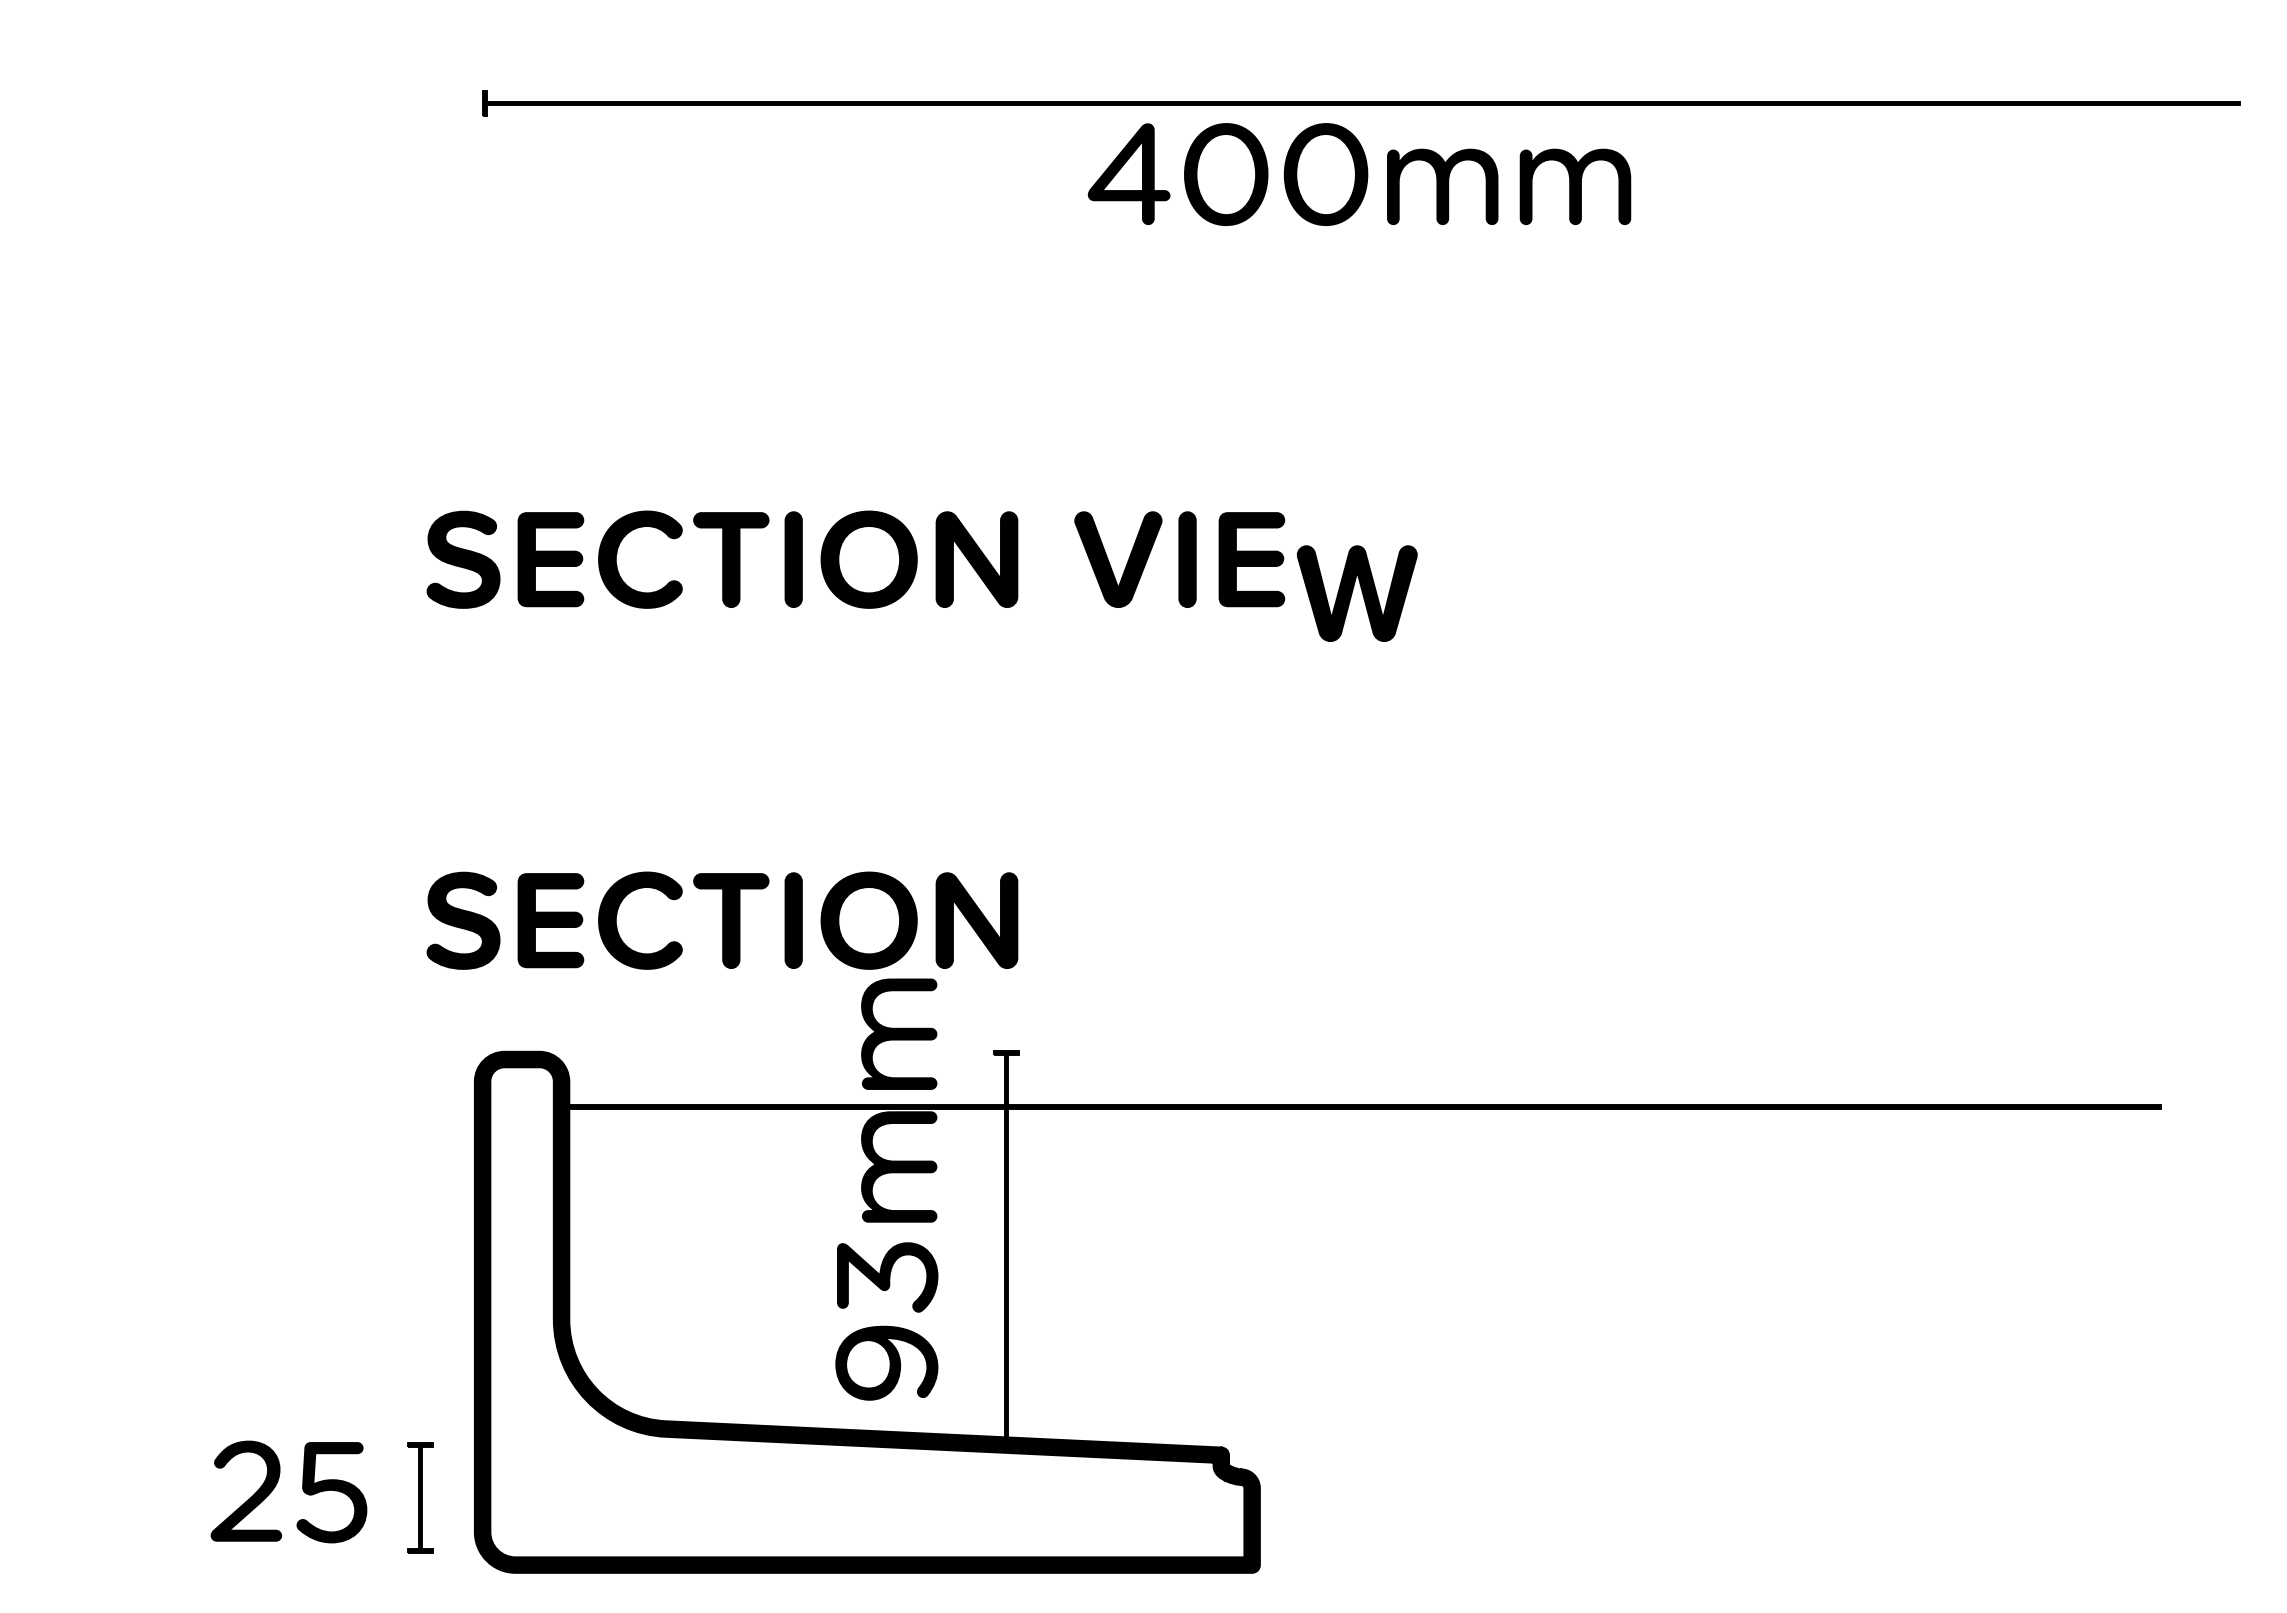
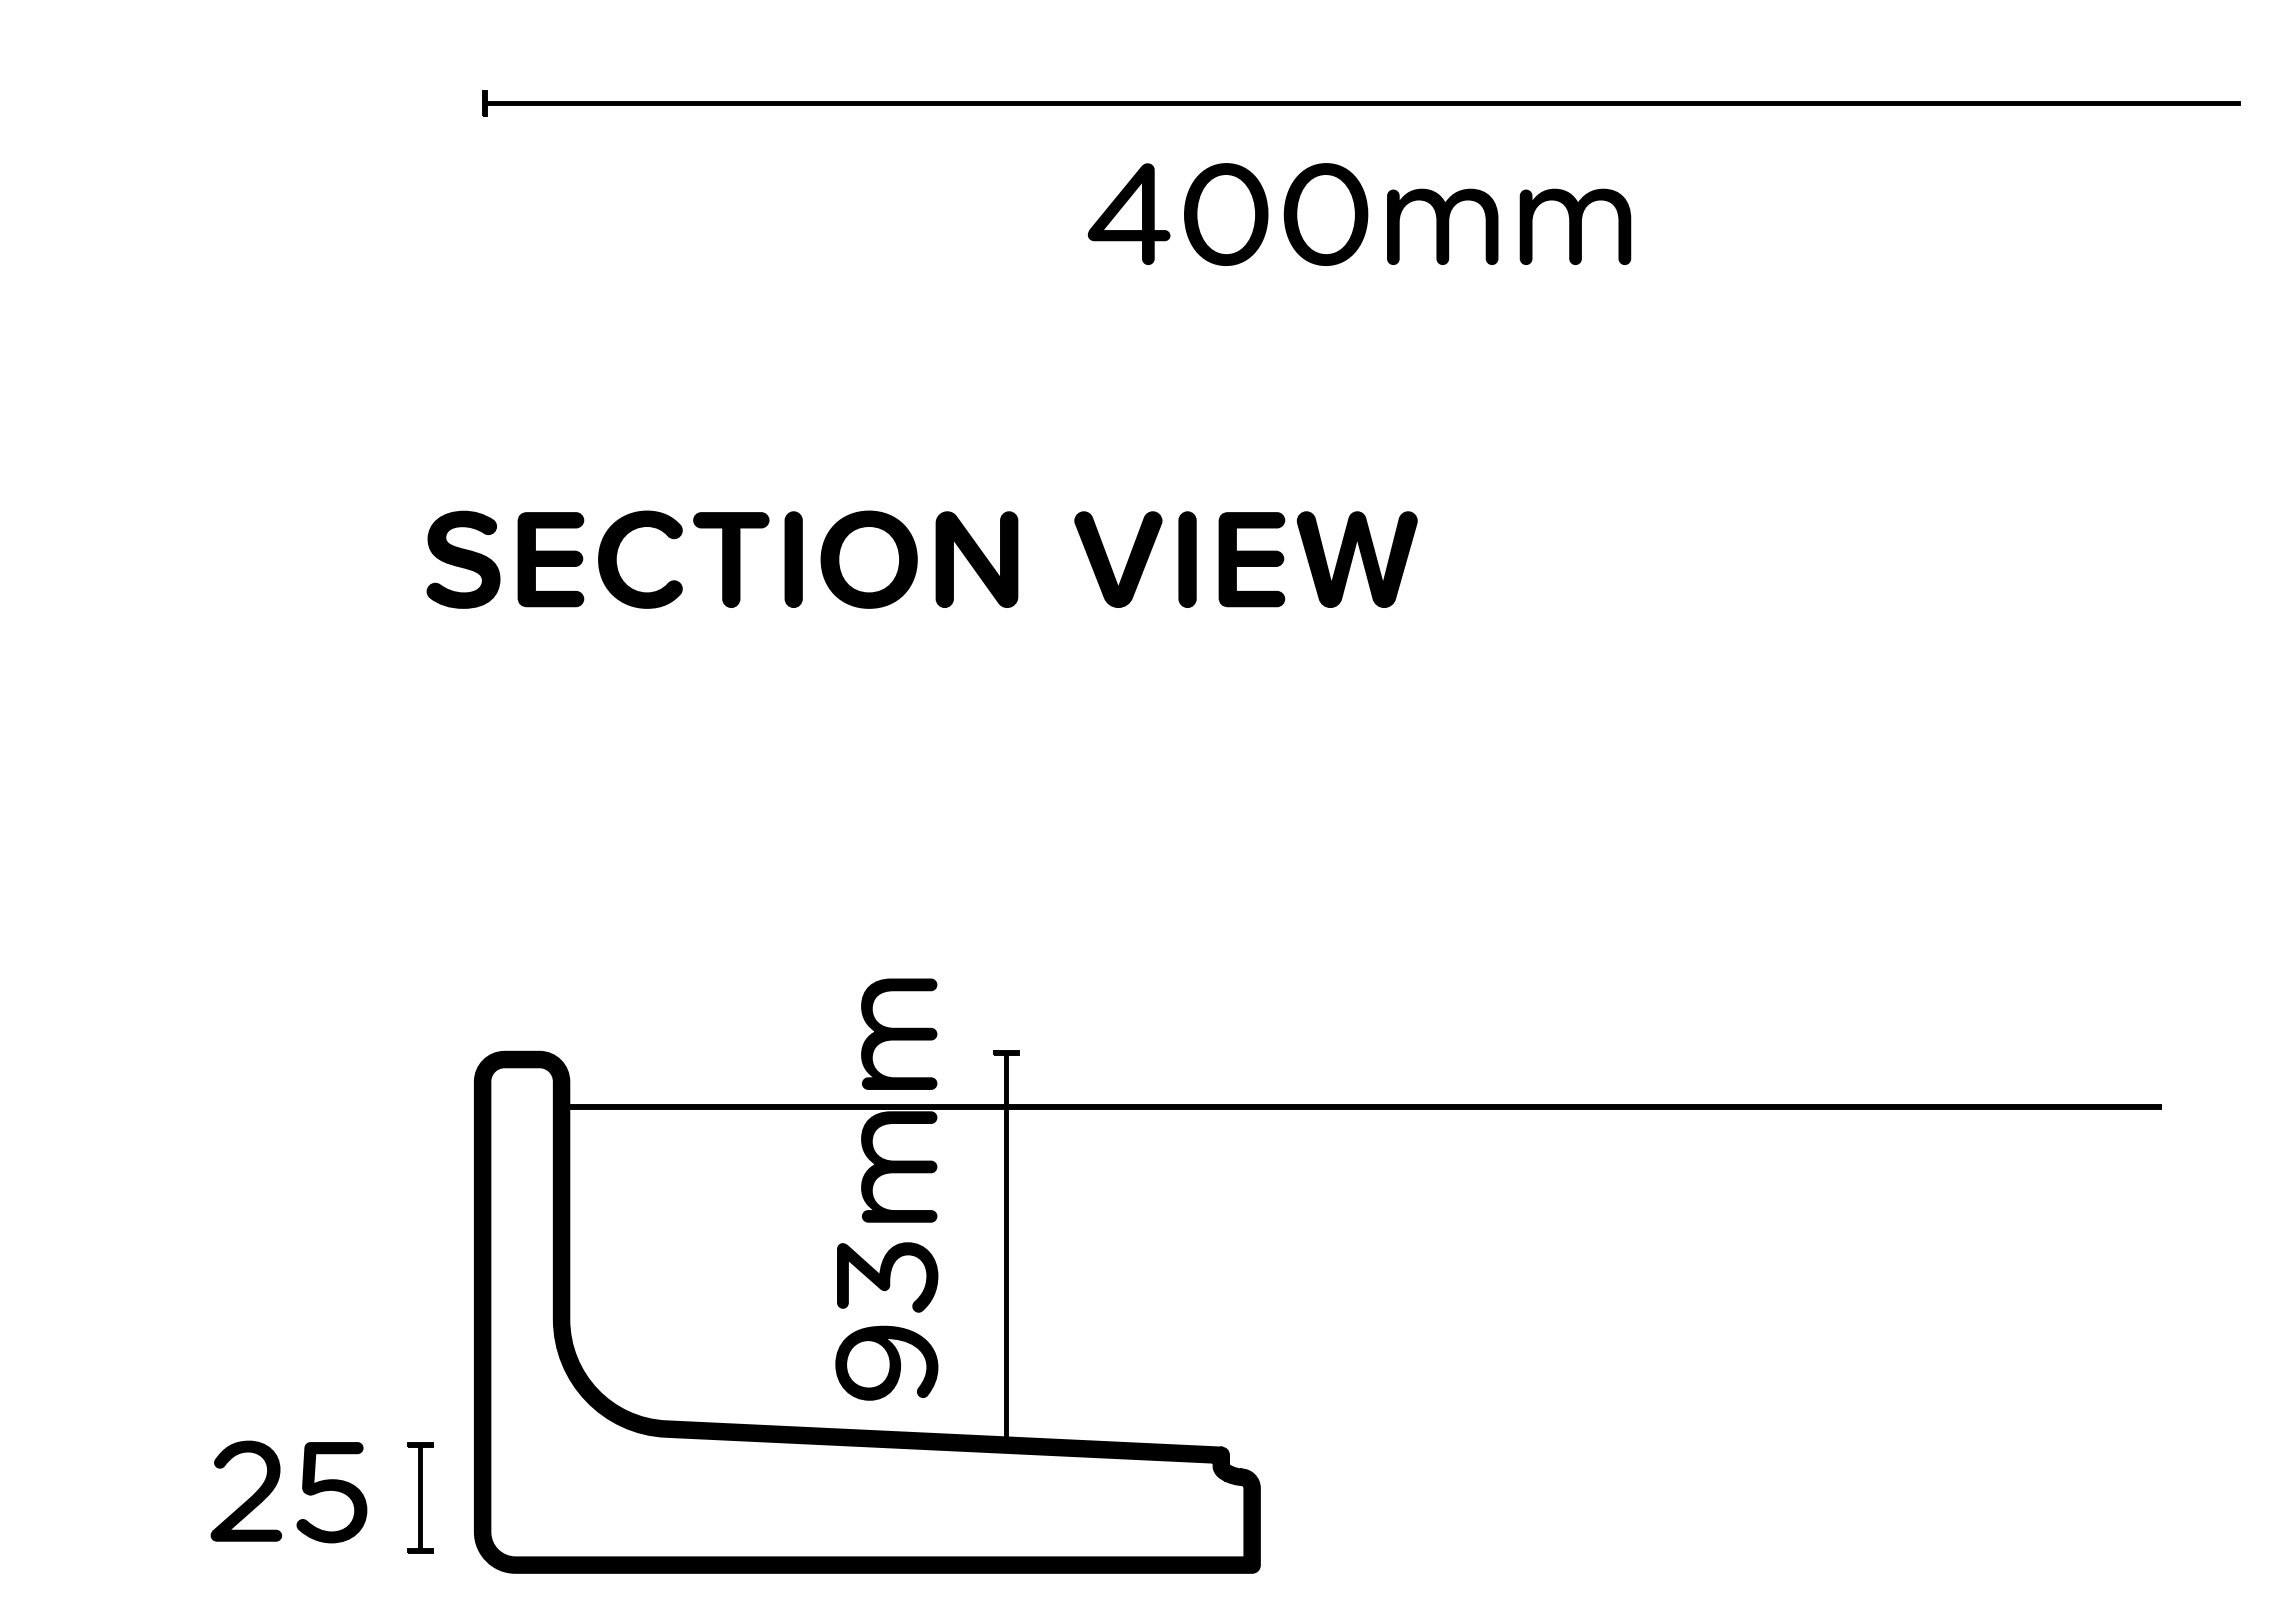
part position: (1359, 174) -> (1359, 214) (1359, 214)
part position: (1356, 593) -> (1356, 559) (1356, 559)
part: present -> none (722, 920)
